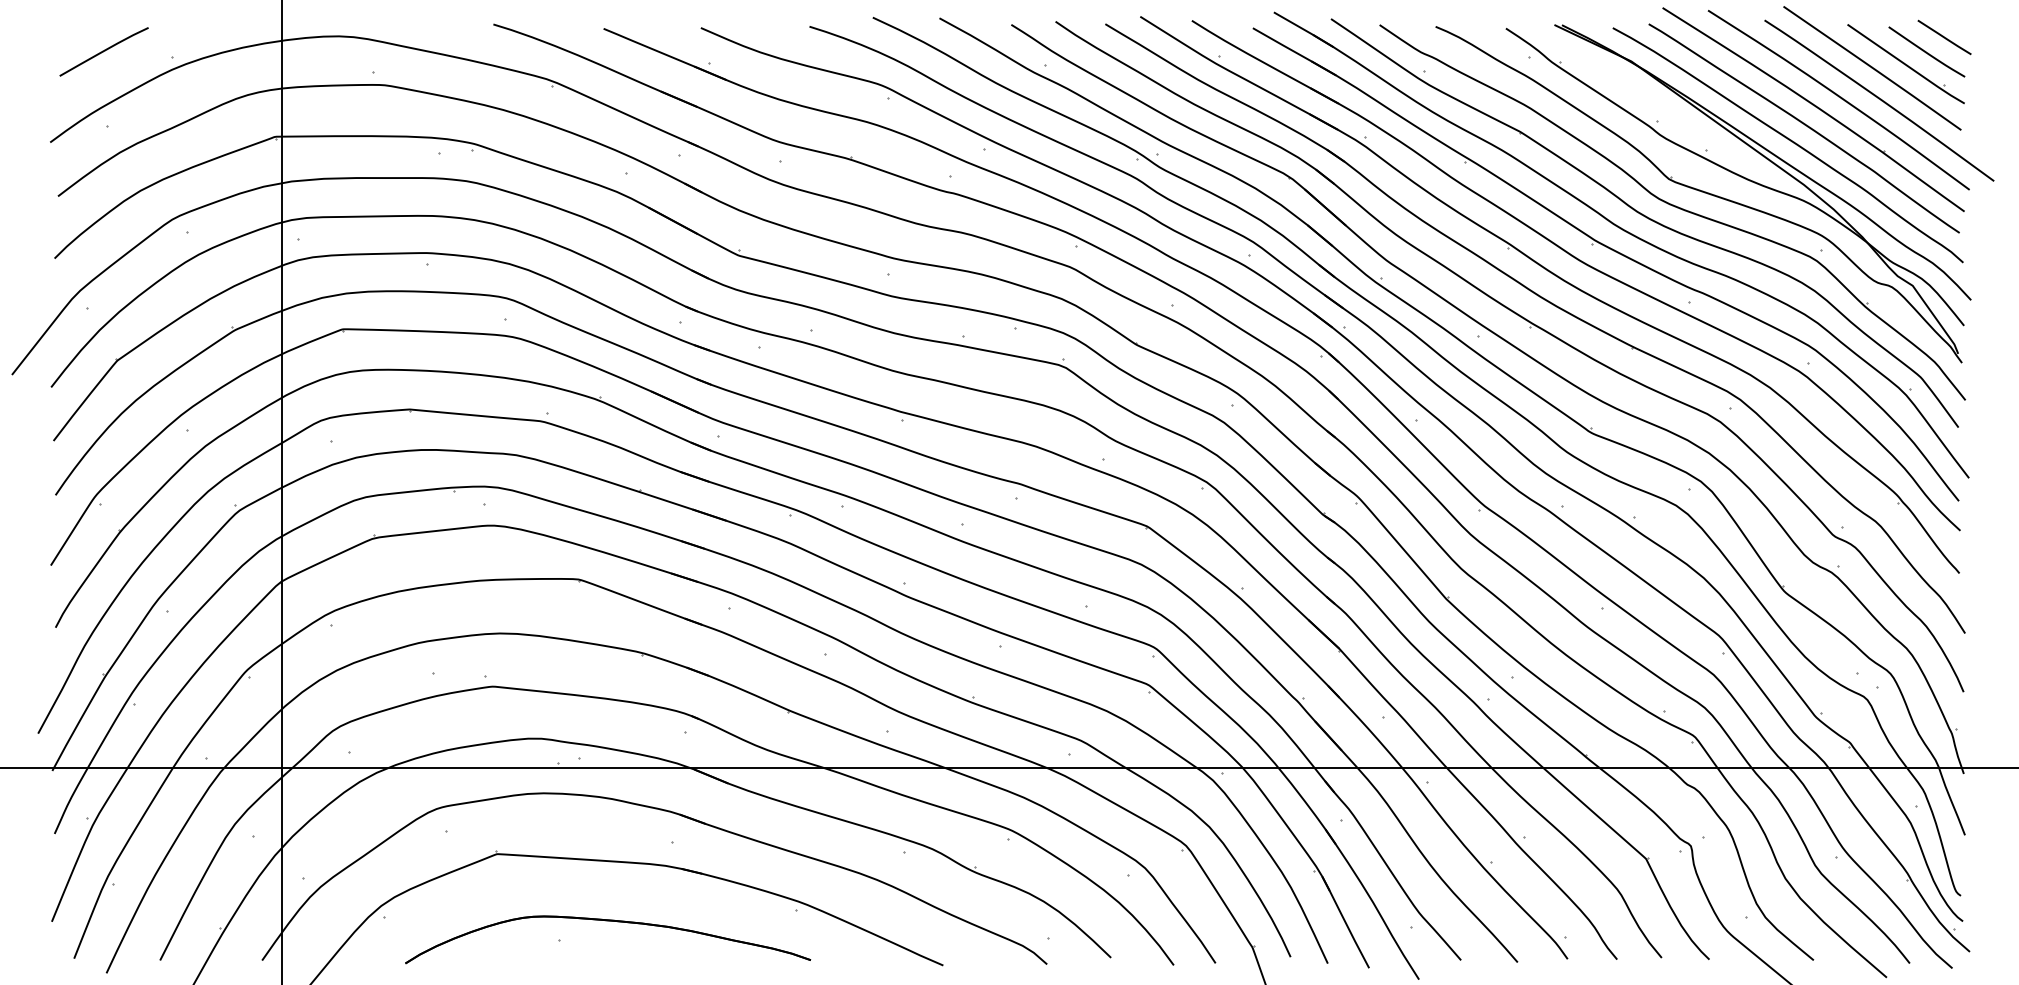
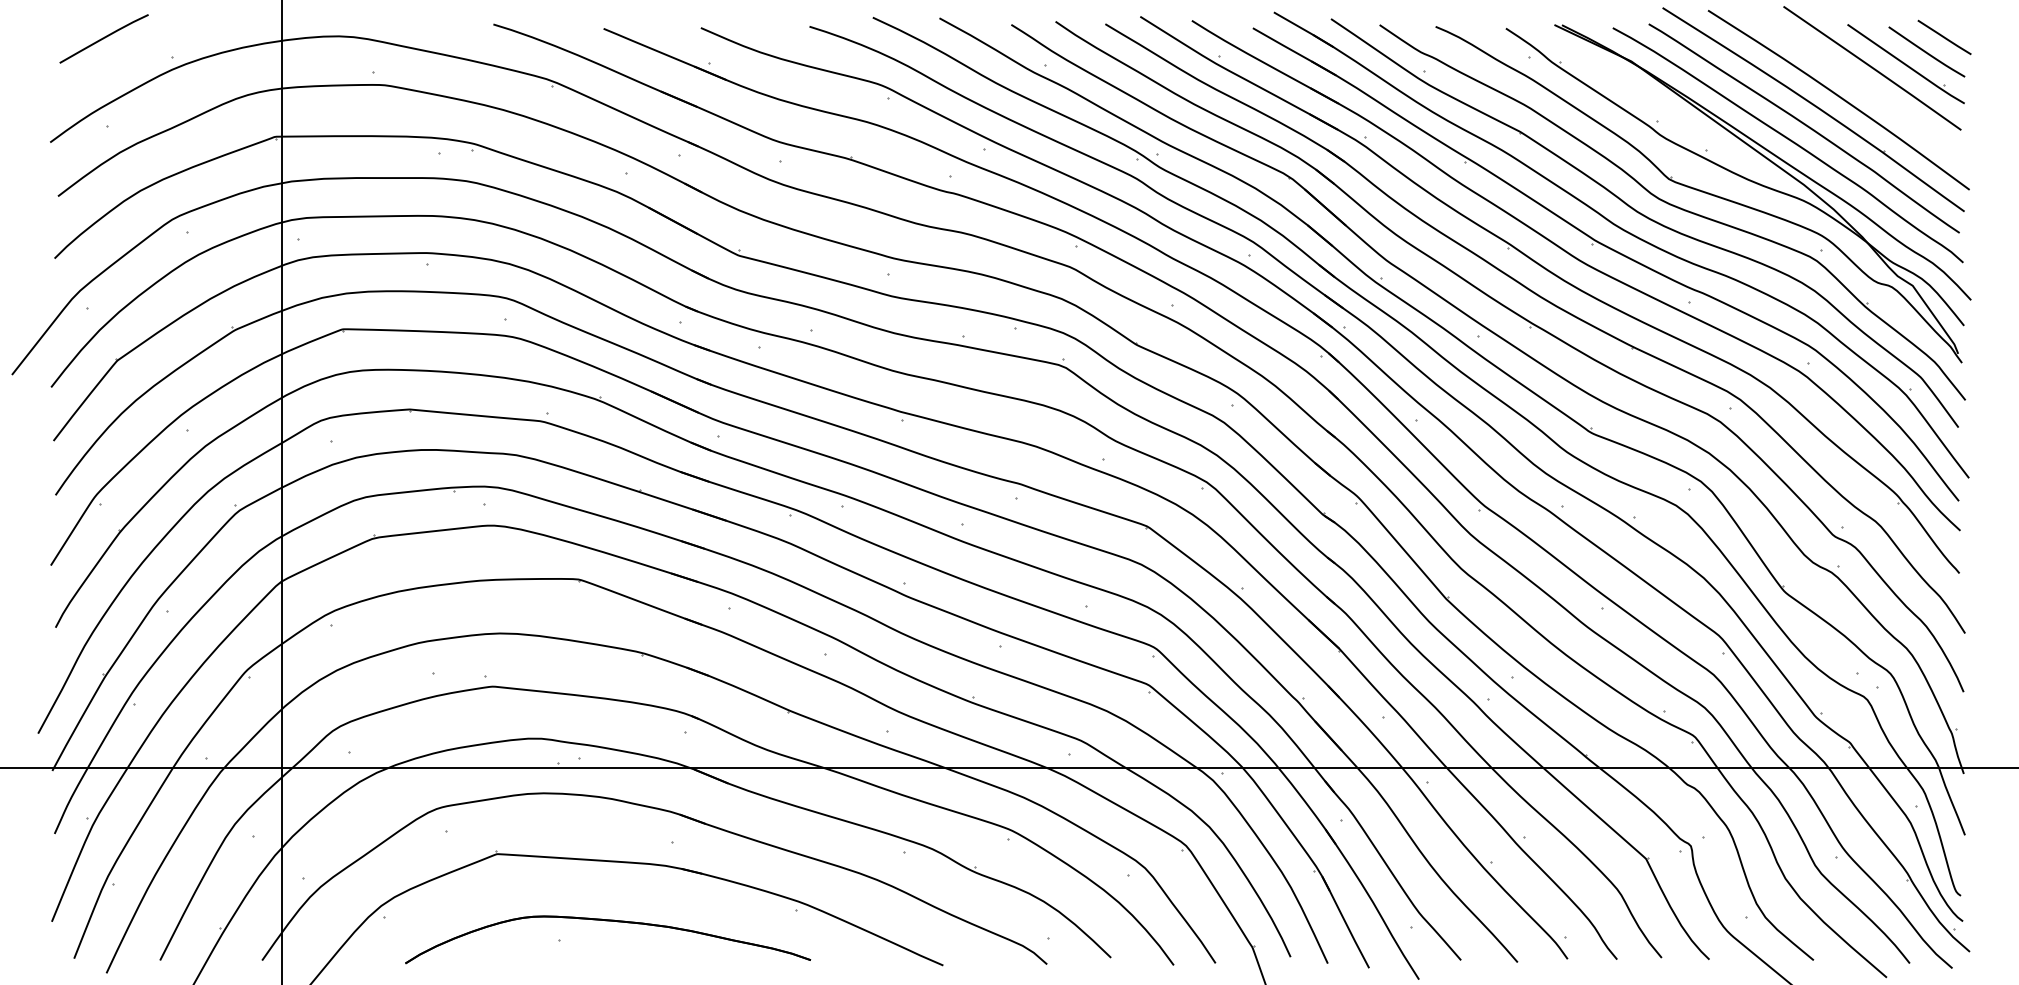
curve position: (103, 51) -> (103, 38) (103, 38)
curve: present -> none (1879, 99)
